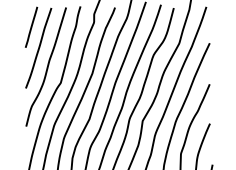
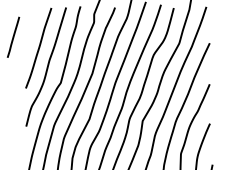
line position: (31, 26) -> (13, 36) (13, 36)
